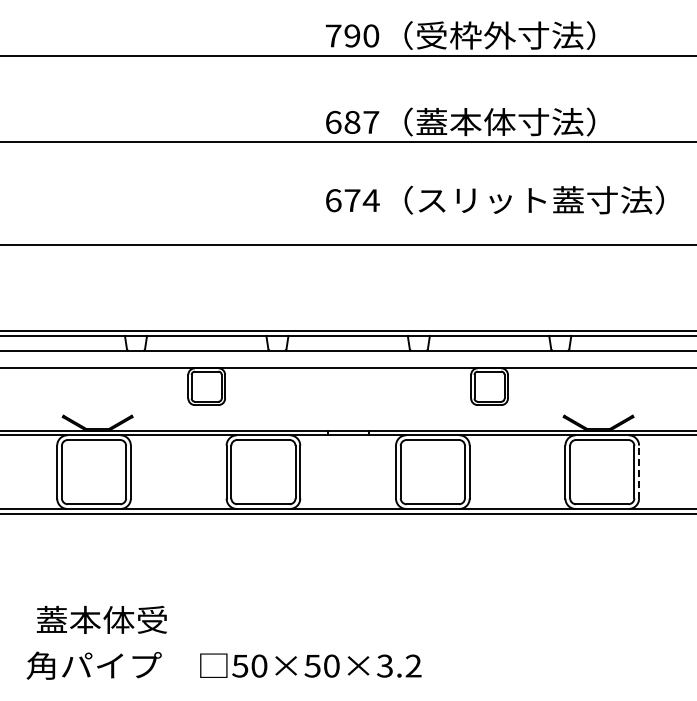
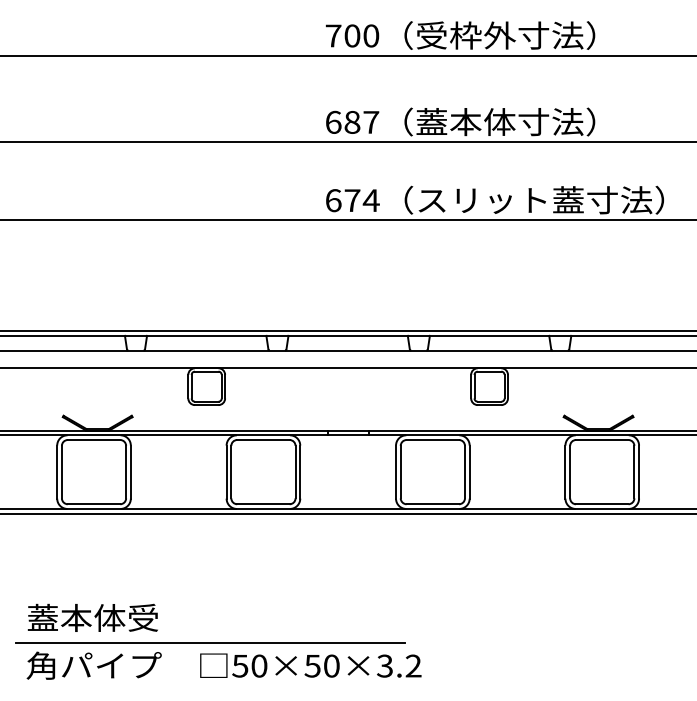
text: 790 -> 700 (352, 35)
line position: (347, 245) -> (347, 220) (347, 220)
line: dashed -> solid (639, 472)
text position: (101, 619) -> (92, 617) (92, 617)
line: none -> present (210, 643)
